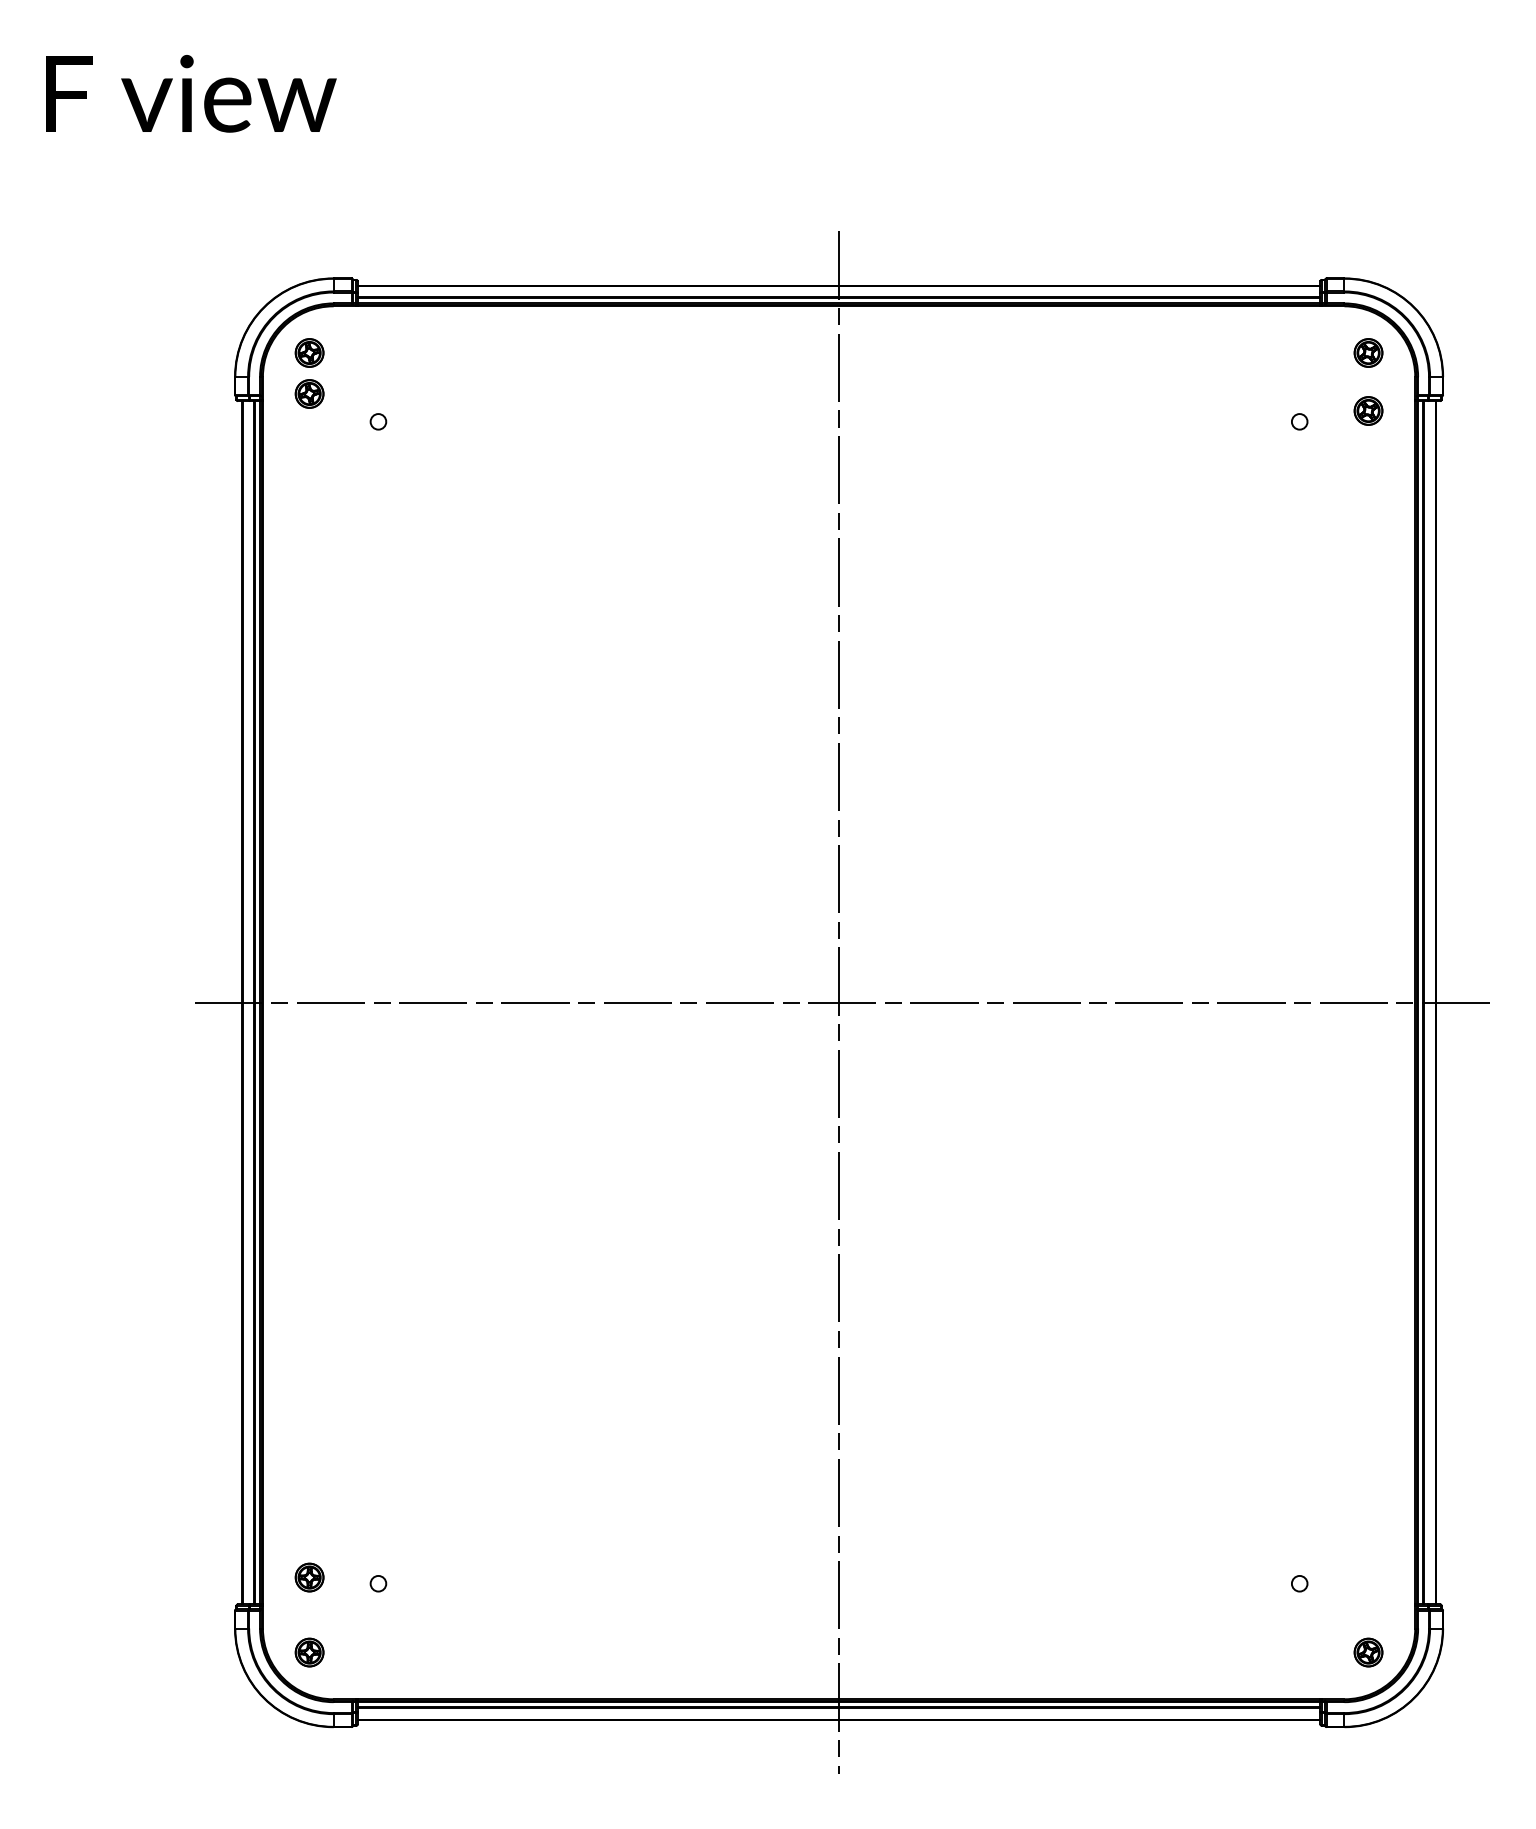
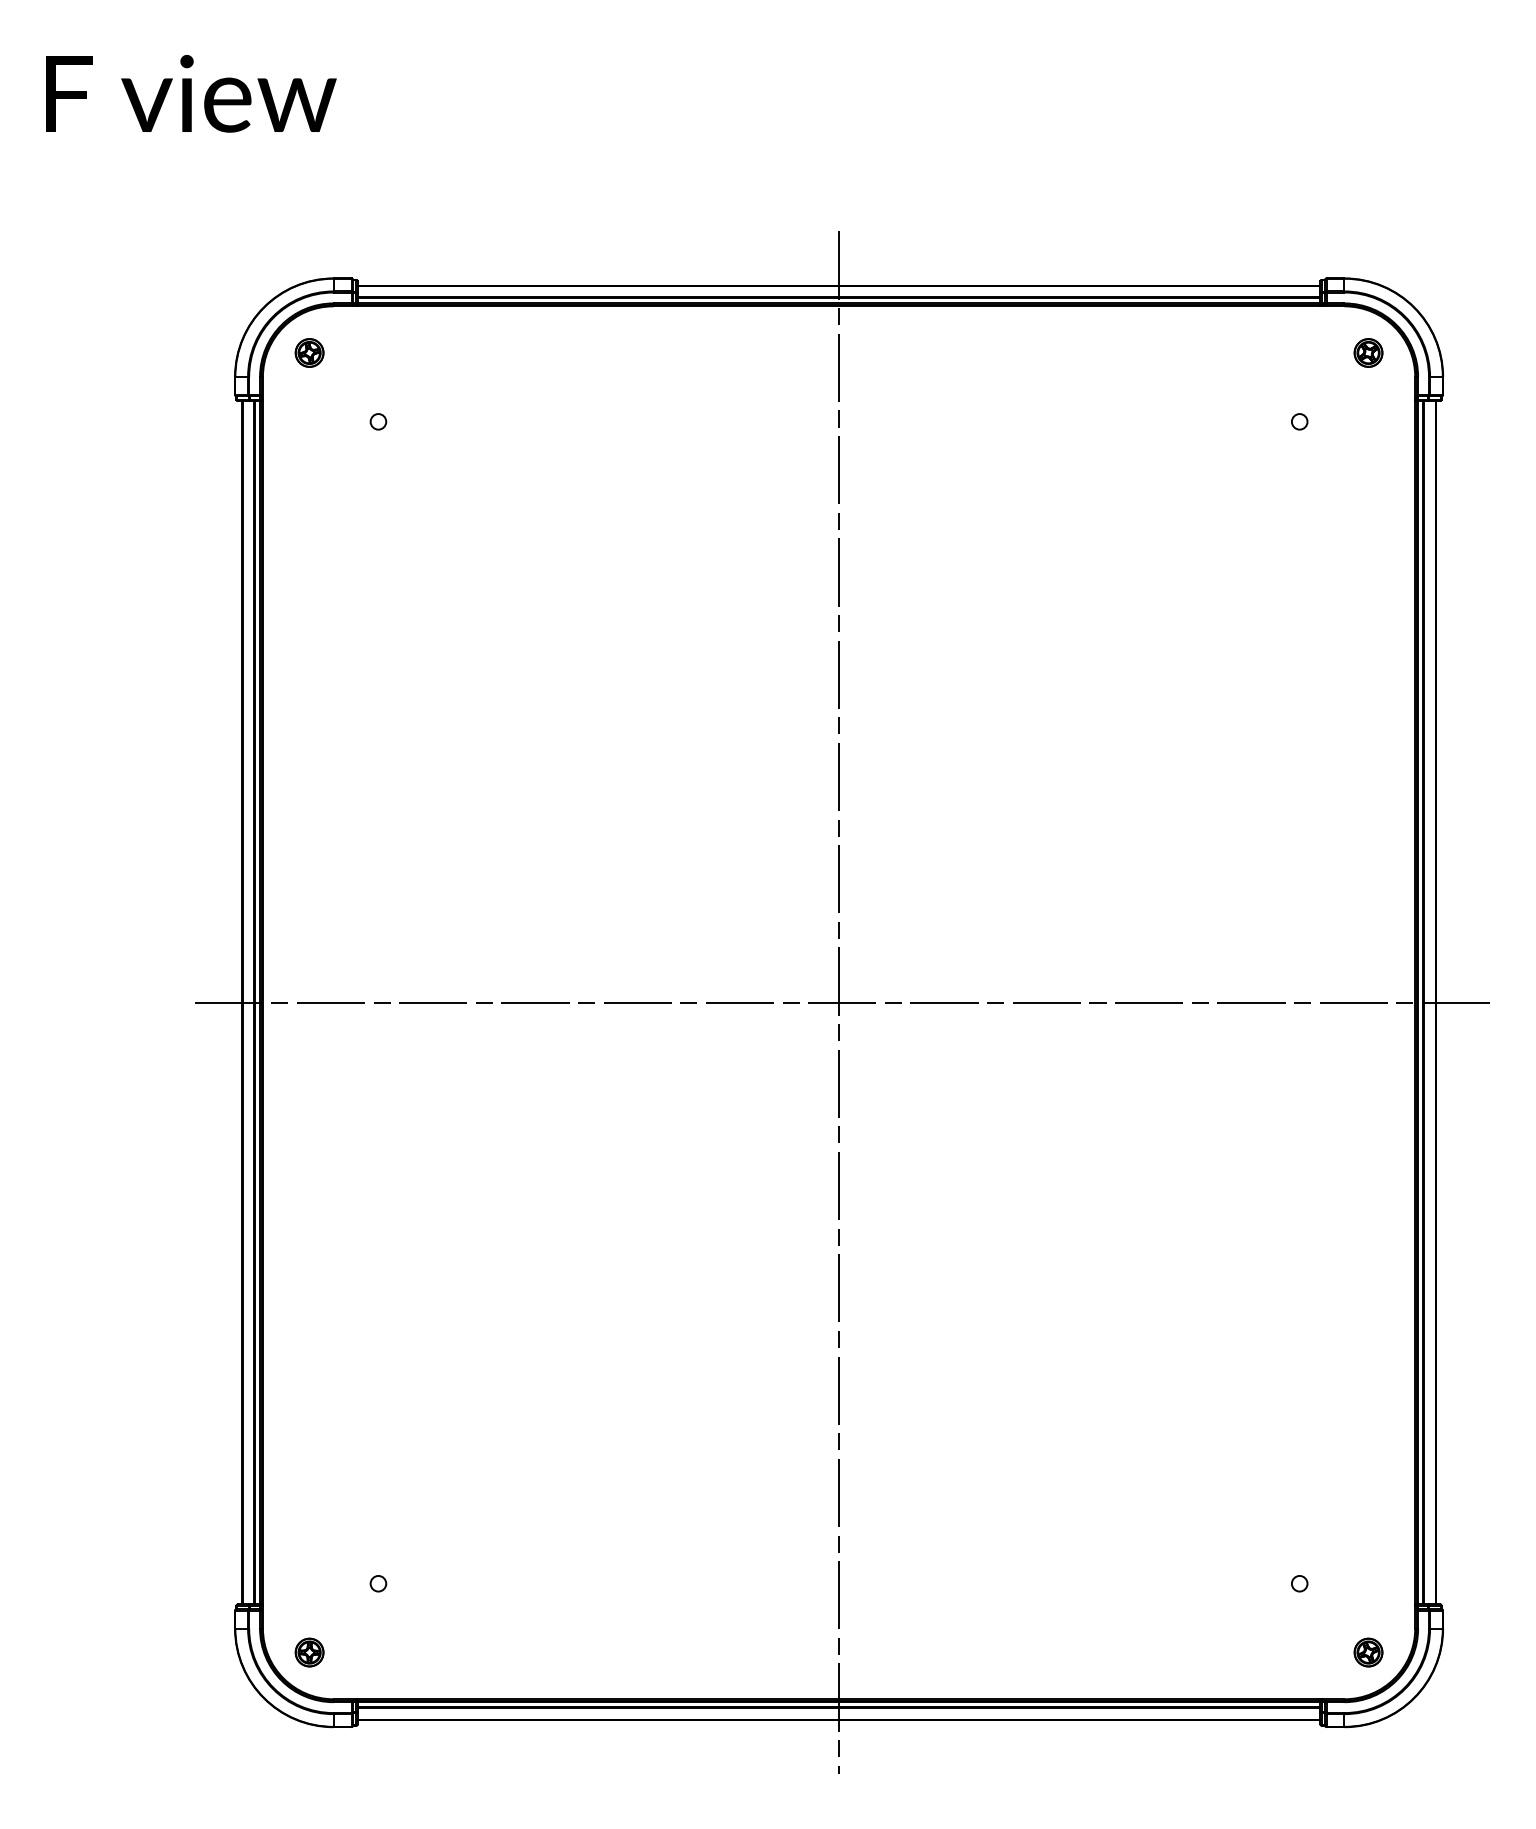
part: present -> none (309, 393)
part: present -> none (1368, 410)
part: present -> none (309, 1577)
